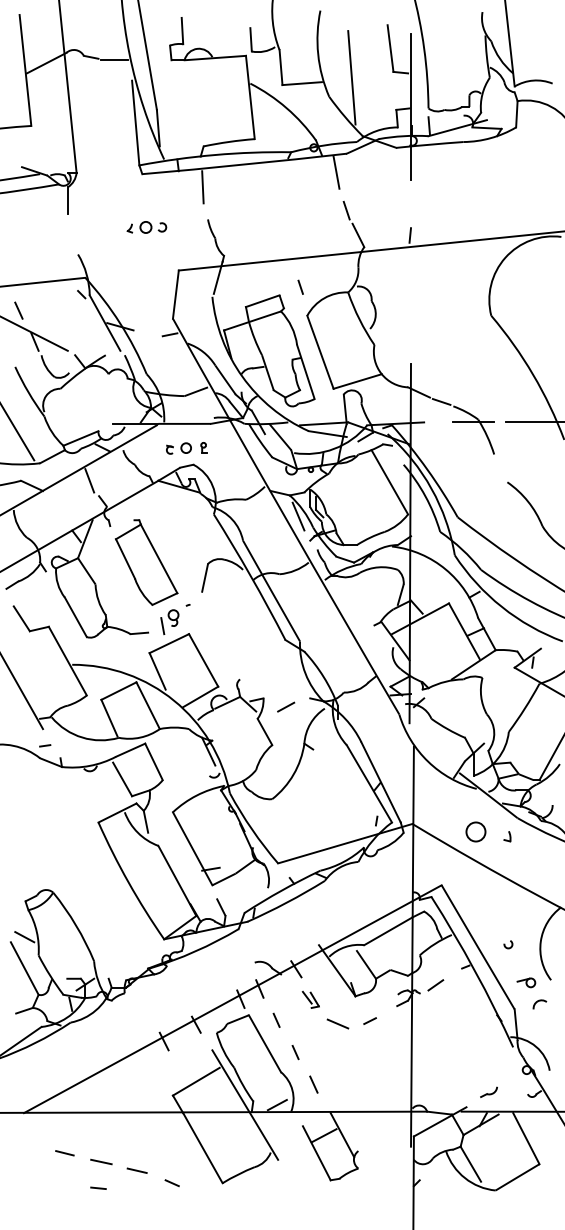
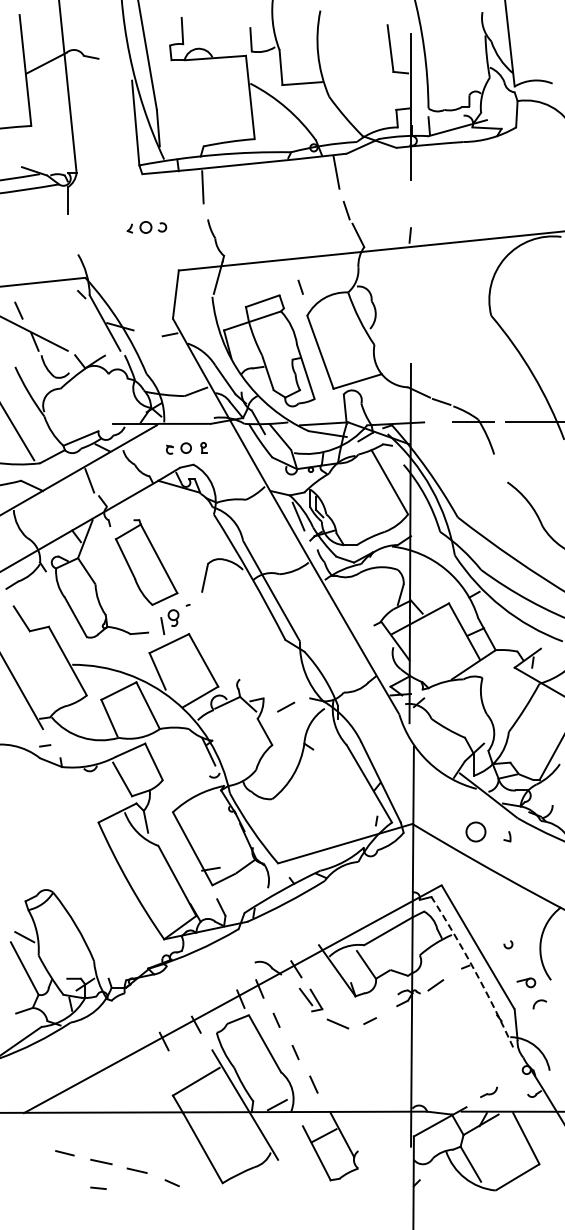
line: present -> none (114, 60)
line: present -> none (351, 77)
arc: solid -> dashed (474, 970)
part size: 19x19 px -> 26x26 px (310, 999)
